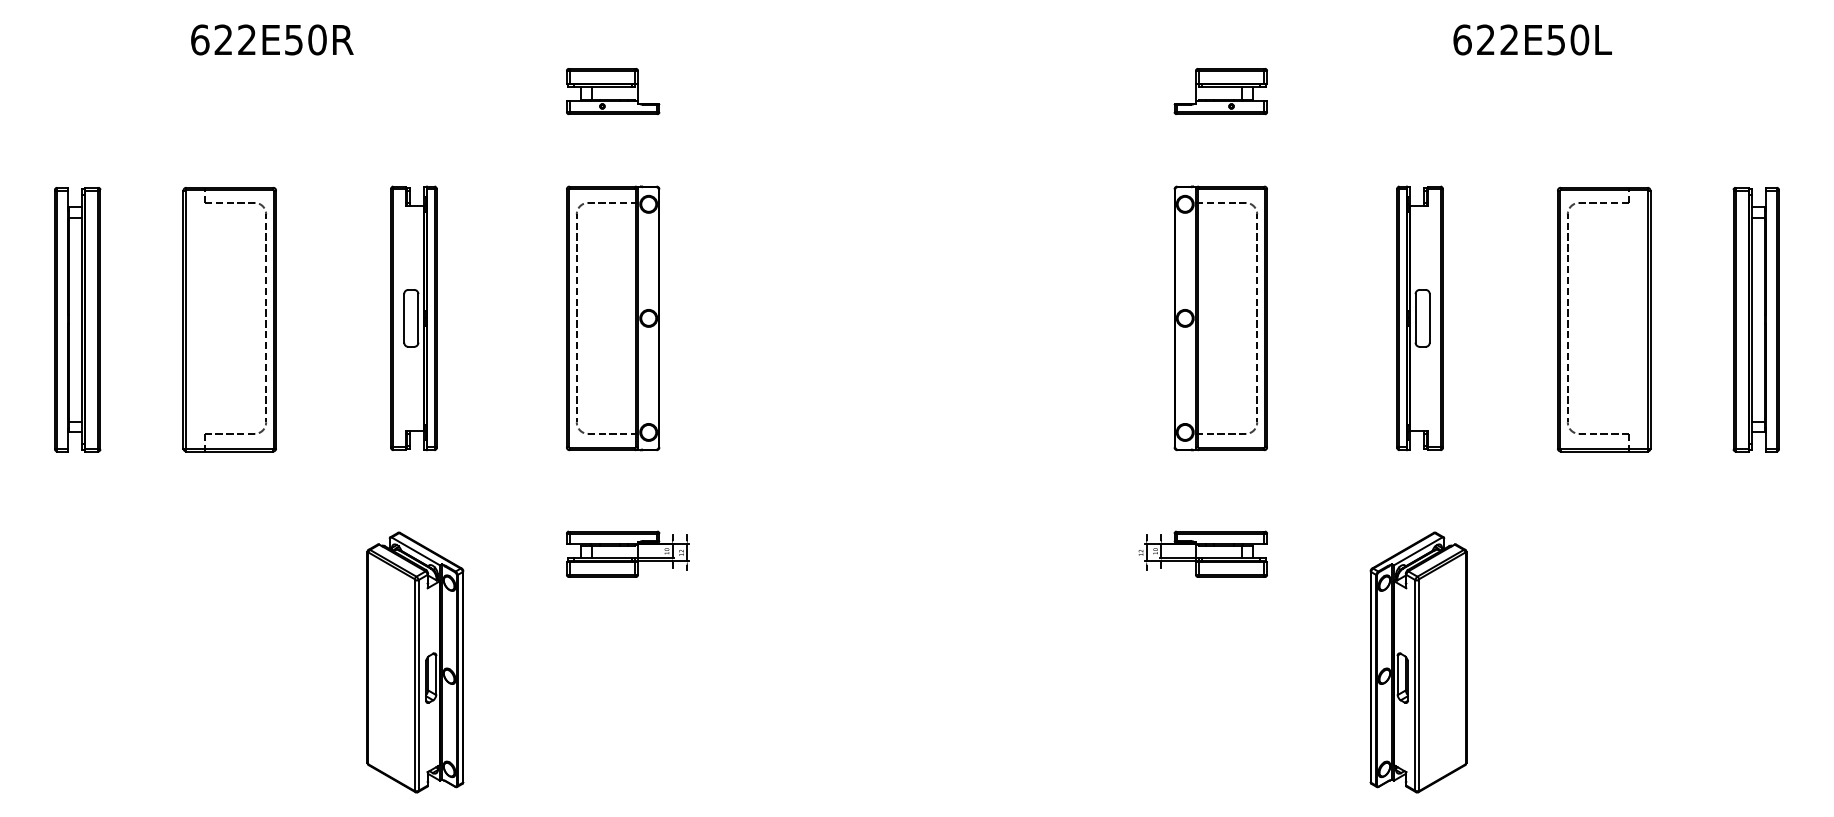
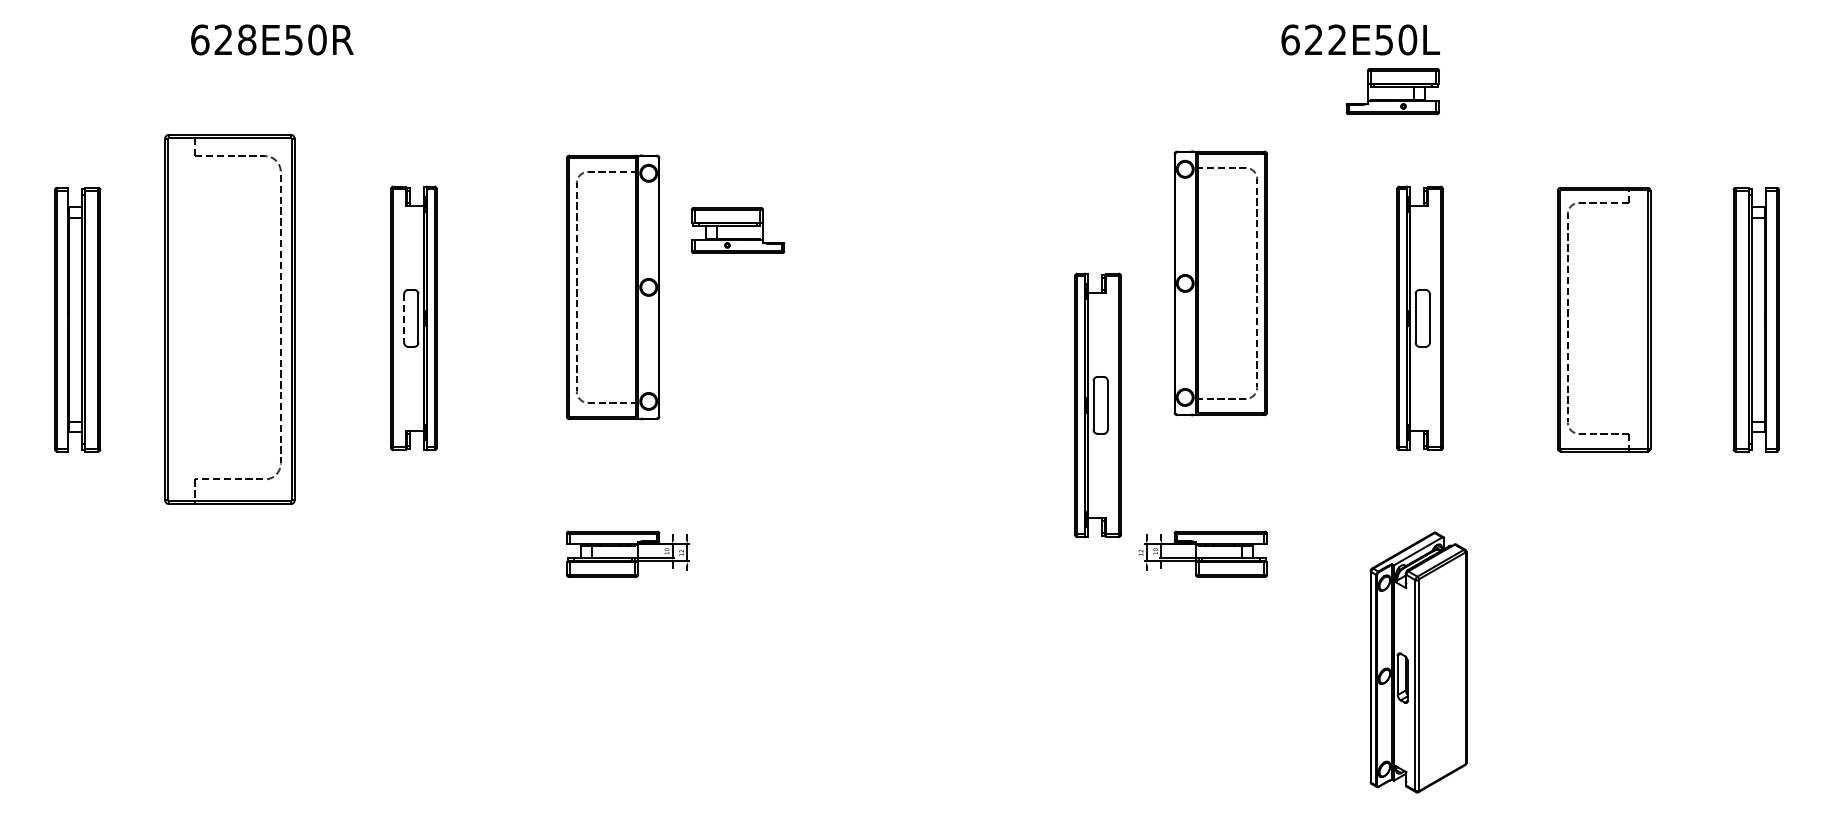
text: 622E50R -> 628E50R (247, 39)
text position: (1532, 39) -> (1360, 39) (1360, 39)
part position: (613, 91) -> (738, 230) (738, 230)
part position: (1220, 91) -> (1392, 91) (1392, 91)
line: solid -> dashed (404, 318)
part position: (613, 318) -> (613, 287) (613, 287)
part position: (1220, 318) -> (1220, 283) (1220, 283)
part size: 95x266 px -> 132x371 px (229, 319)
part: none -> present (1097, 405)
part: present -> none (415, 662)
